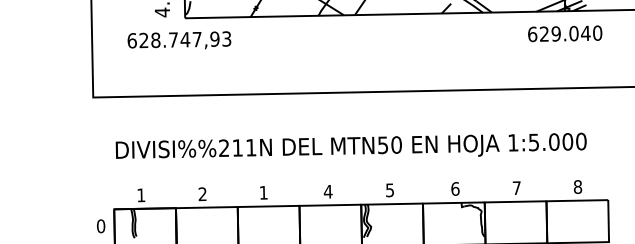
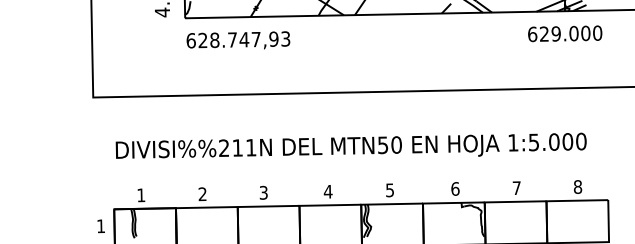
text: 629.040 -> 629.000 (585, 33)
text position: (179, 40) -> (238, 40) (238, 40)
text: 1 -> 3 (263, 192)
text: 0 -> 1 (101, 226)
